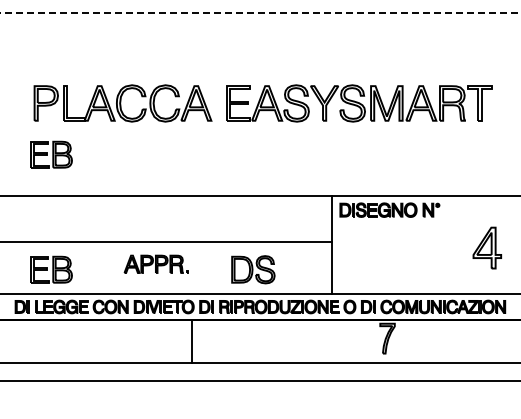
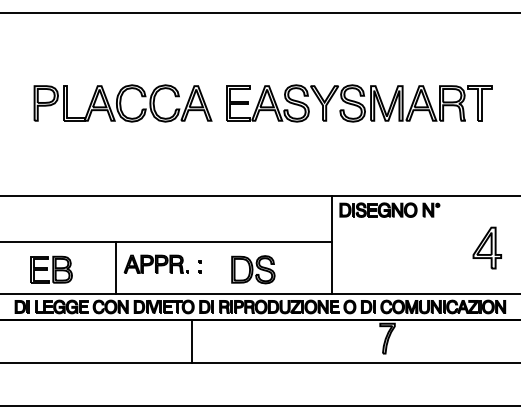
line: dashed -> solid (260, 12)
part: present -> none (51, 154)
part: none -> present (199, 266)
line: none -> present (115, 267)
line position: (259, 381) -> (259, 406) (259, 406)
